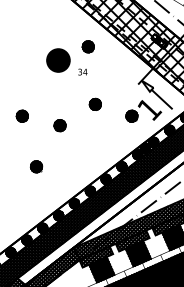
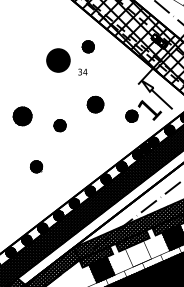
part size: 14x14 px -> 19x19 px (95, 104)
part size: 14x14 px -> 21x21 px (22, 116)
hatch: present -> none (138, 253)
